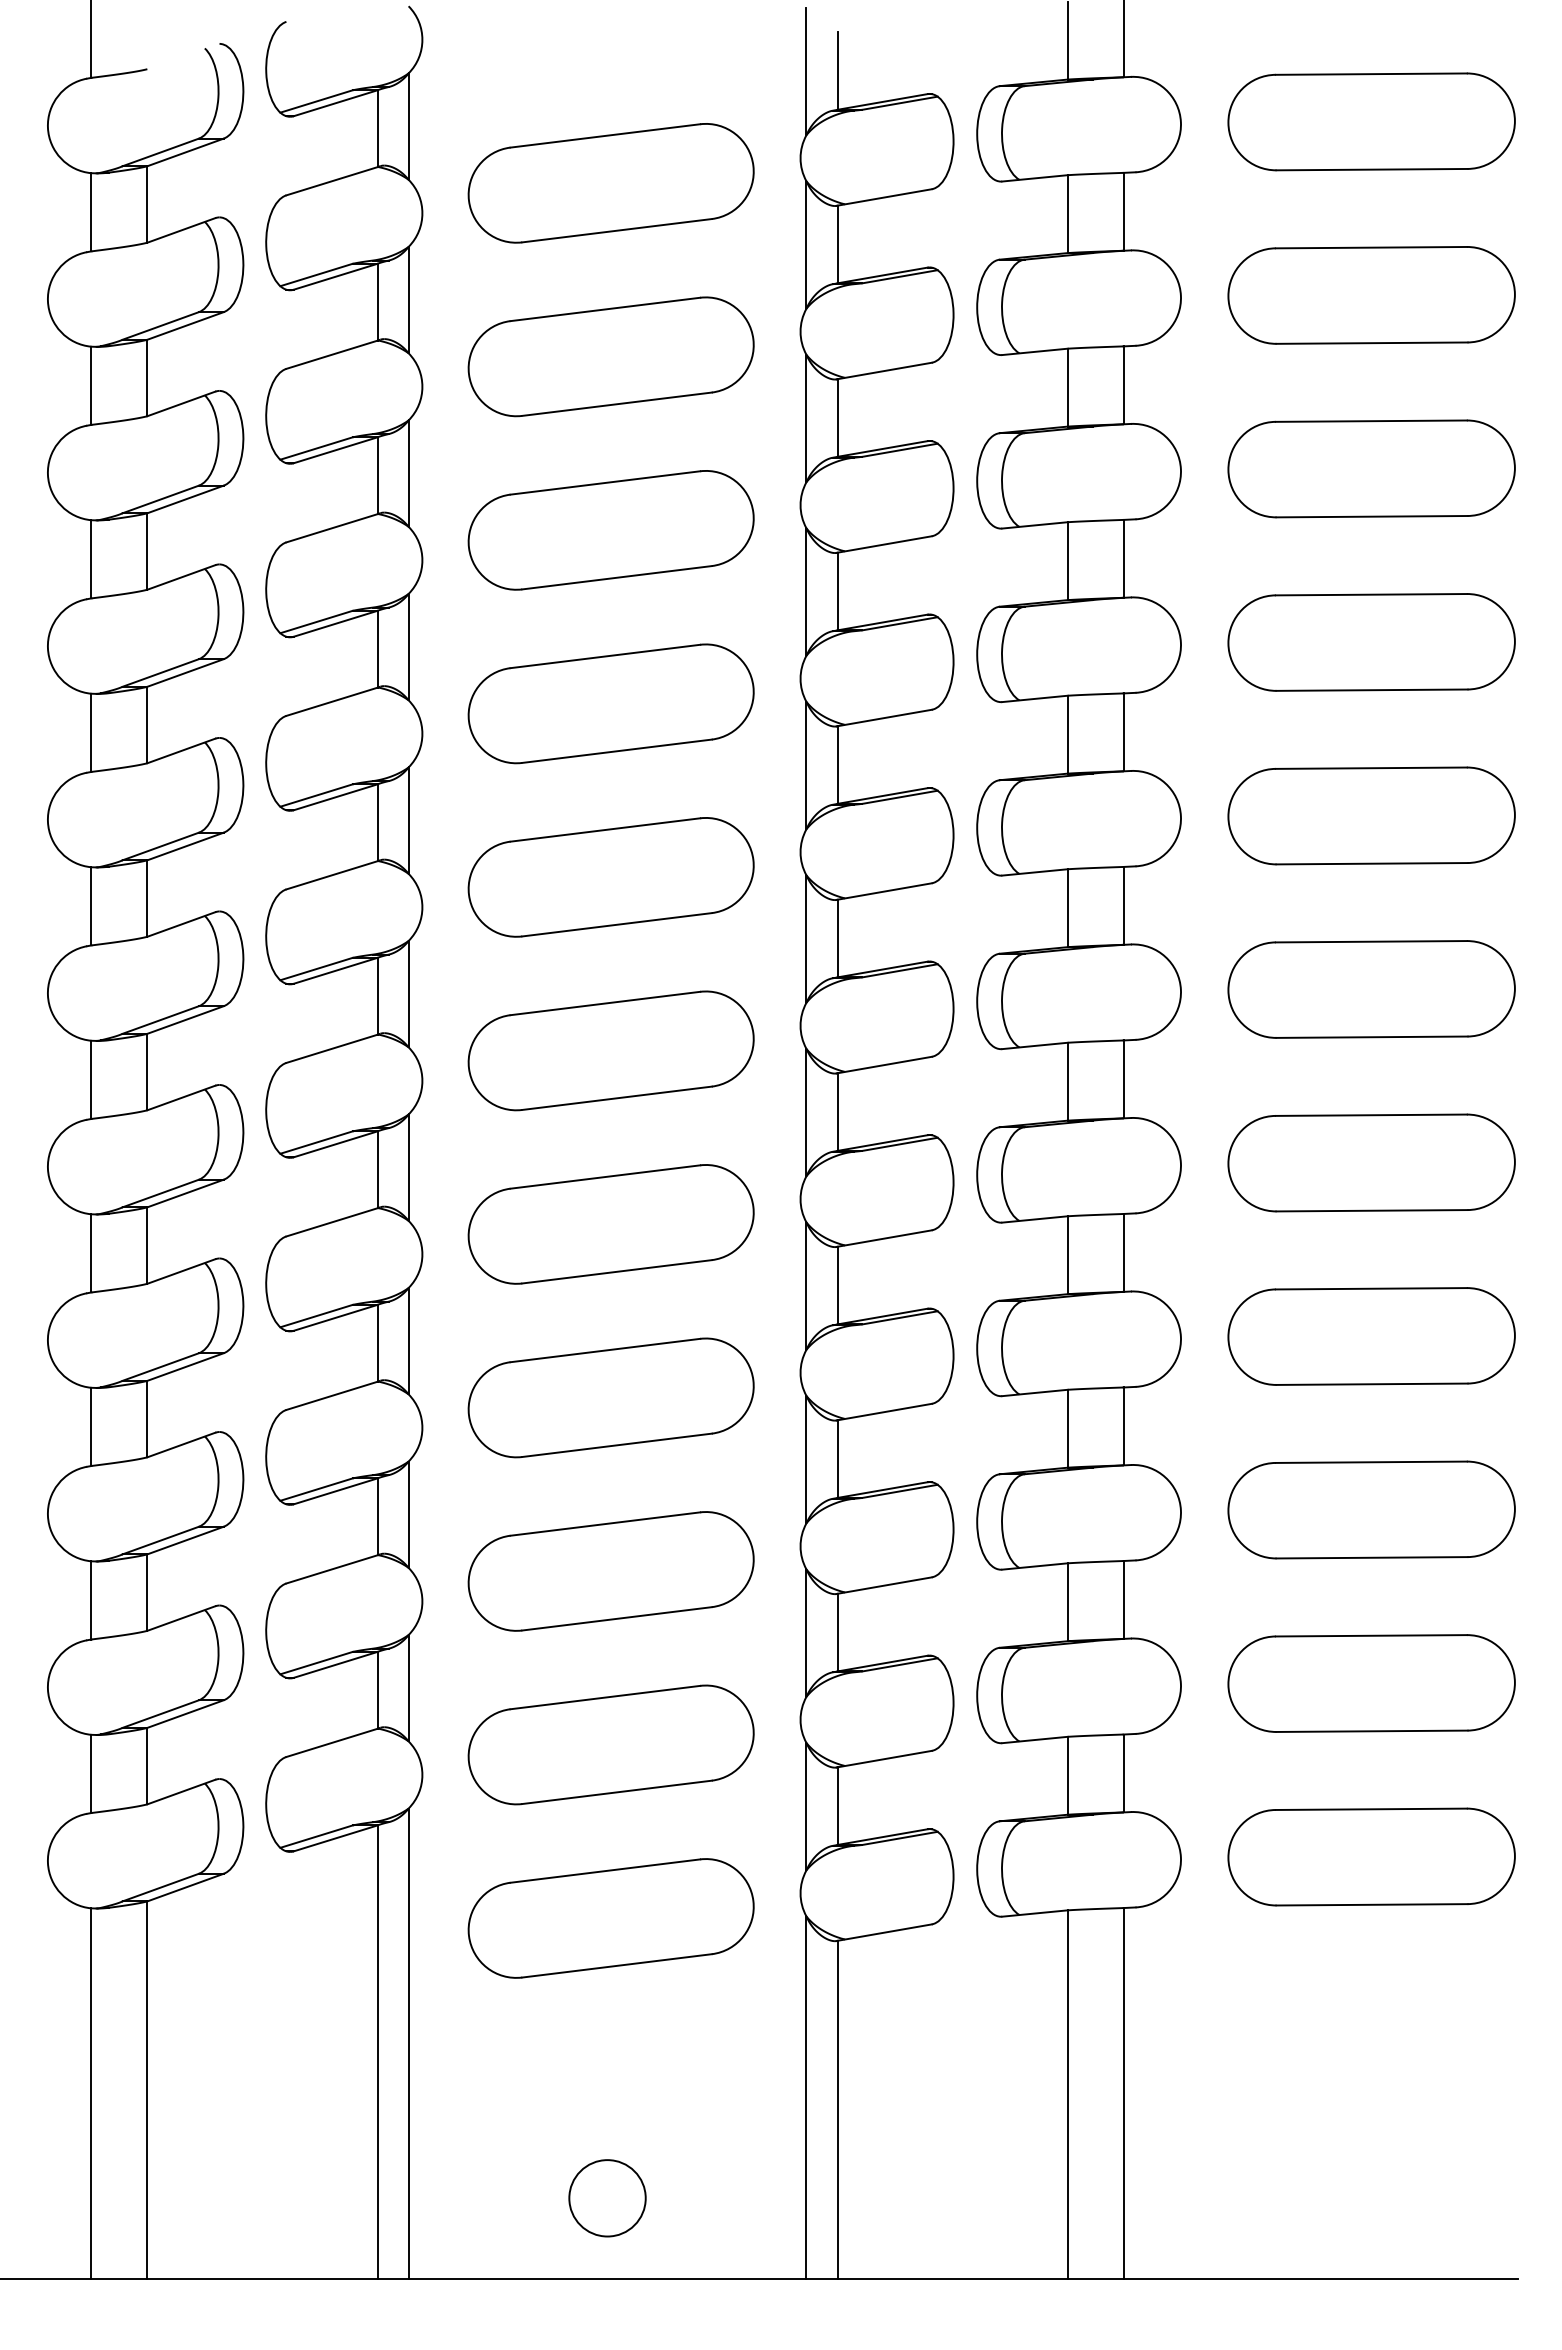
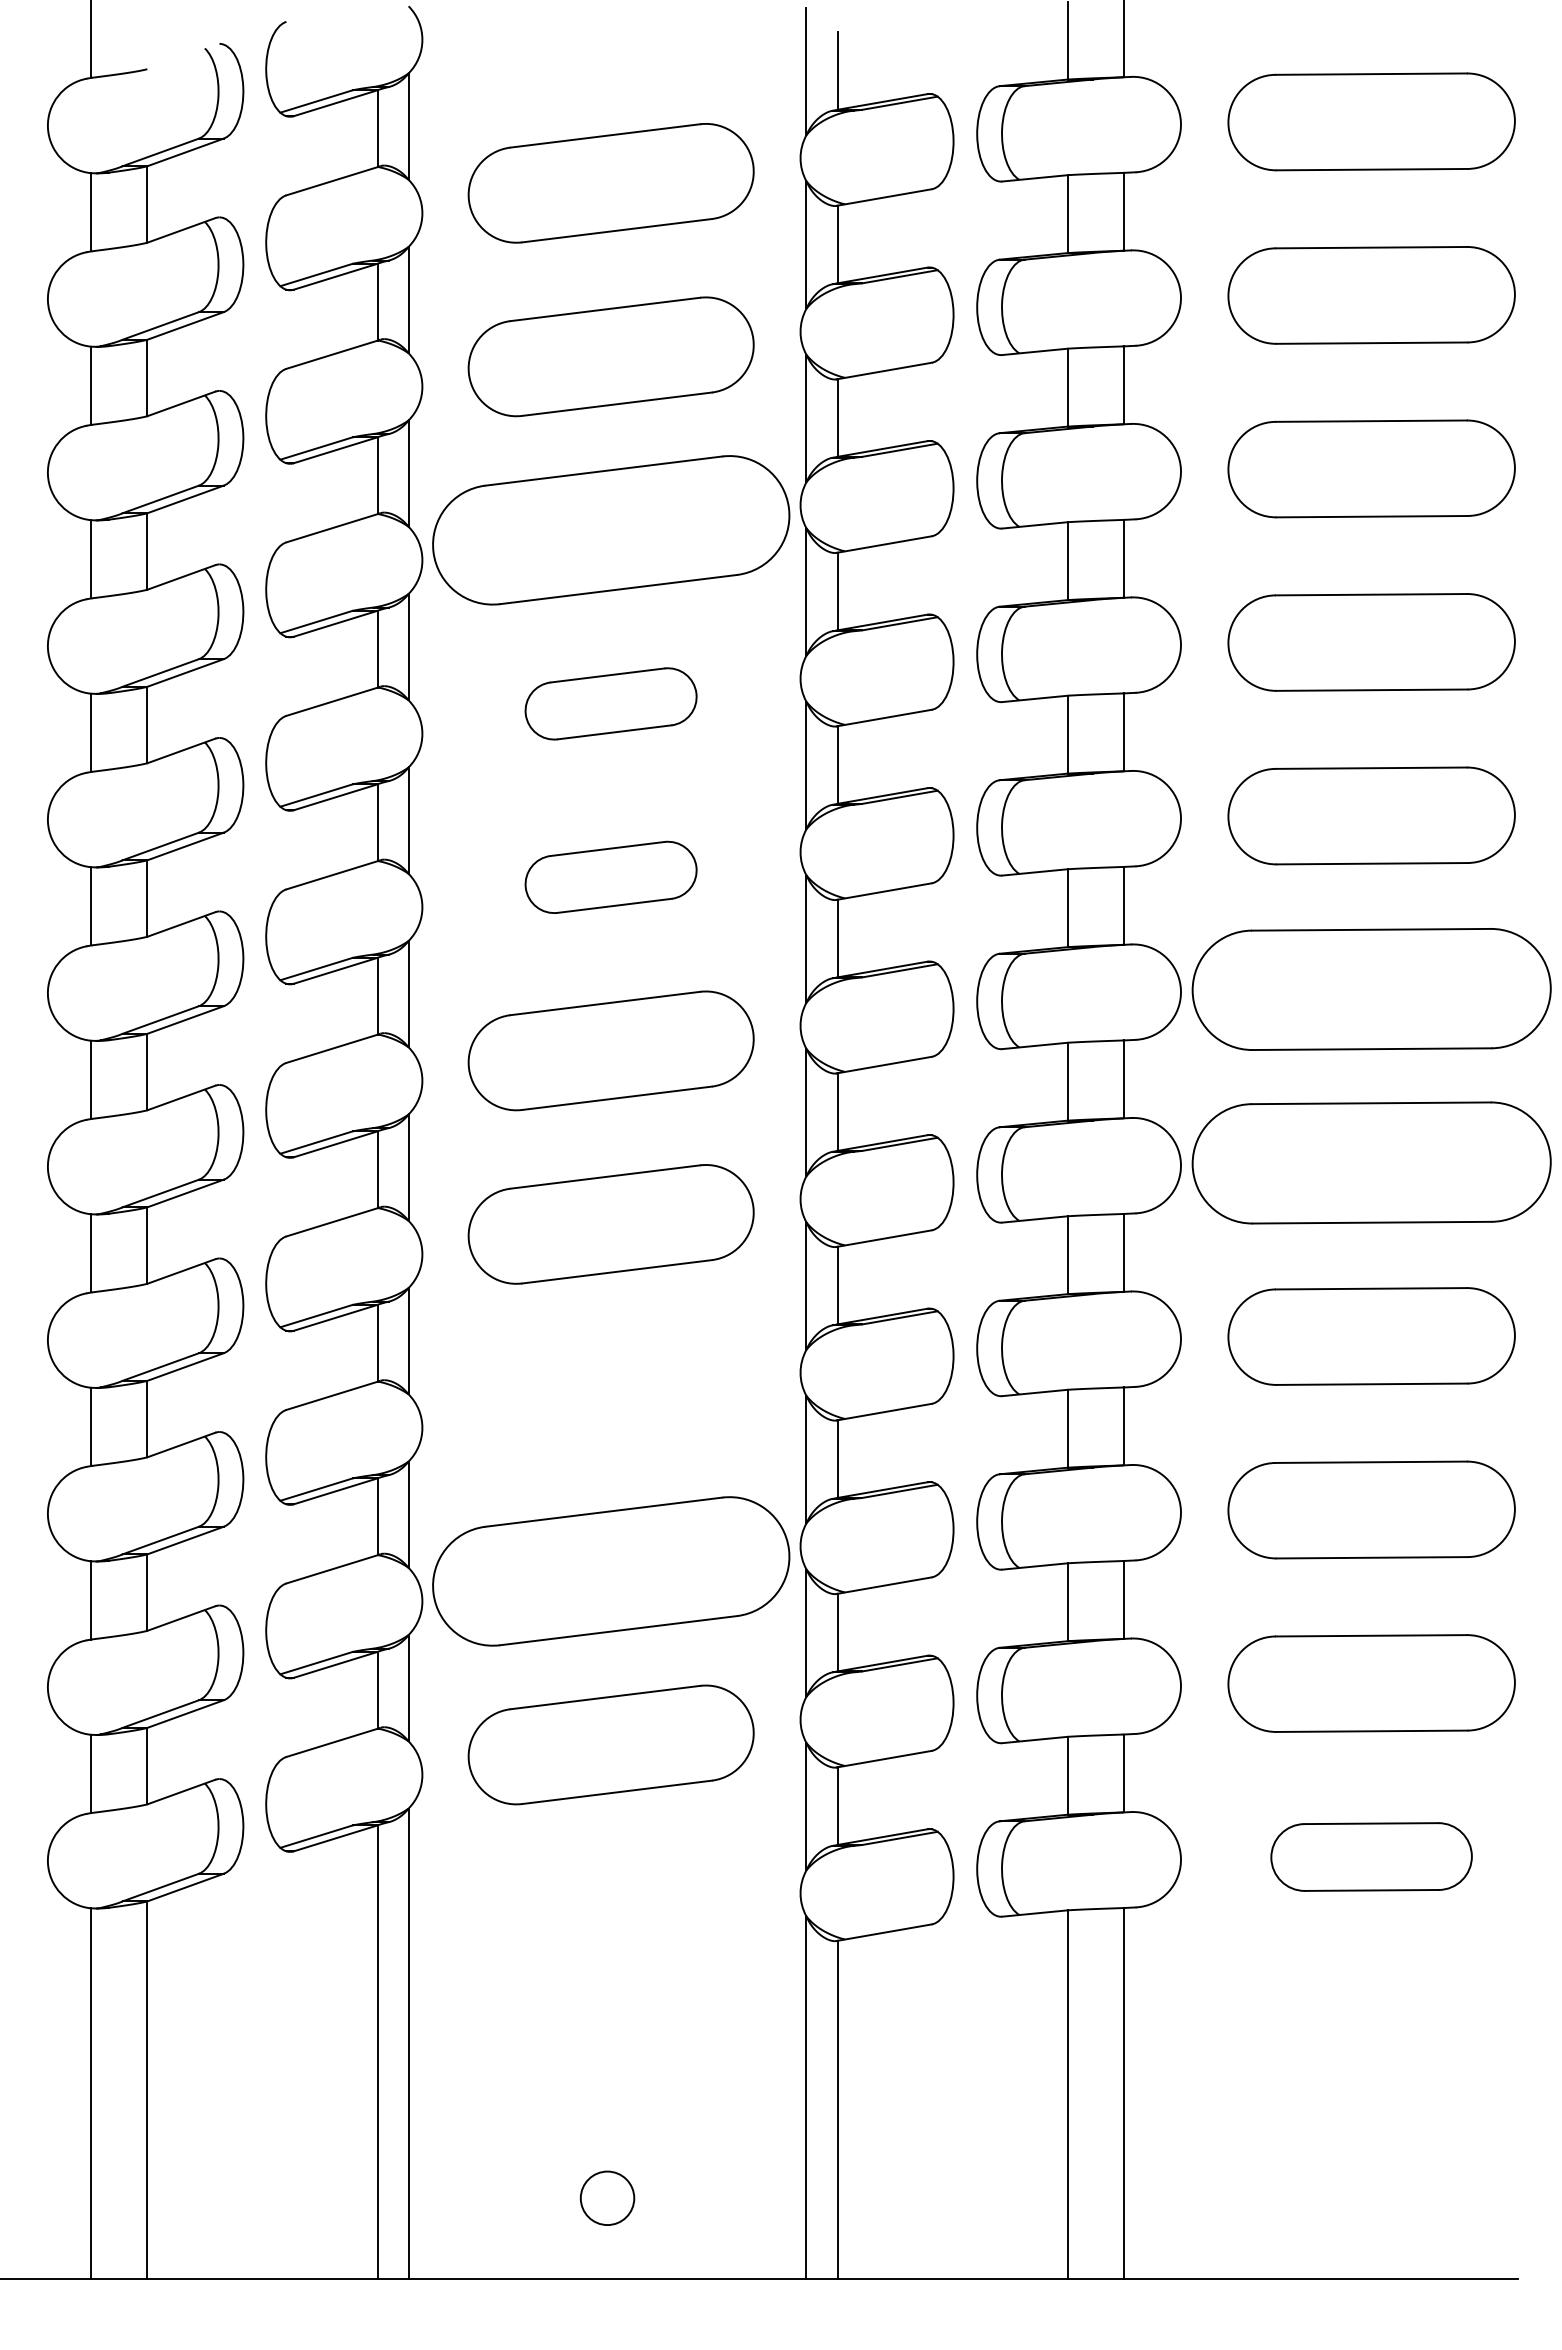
part size: 288x121 px -> 359x151 px (611, 530)
part size: 288x122 px -> 174x74 px (610, 703)
part size: 288x121 px -> 174x74 px (610, 876)
part size: 289x99 px -> 361x123 px (1371, 989)
part size: 289x100 px -> 361x124 px (1371, 1162)
part: present -> none (610, 1397)
part size: 288x121 px -> 359x151 px (611, 1571)
part size: 289x100 px -> 203x70 px (1371, 1856)
part: present -> none (610, 1918)
circle diameter: 76 px -> 53 px (607, 2198)
